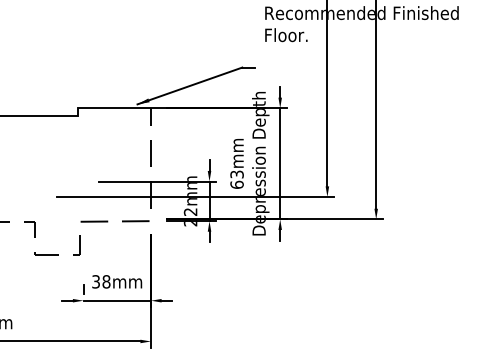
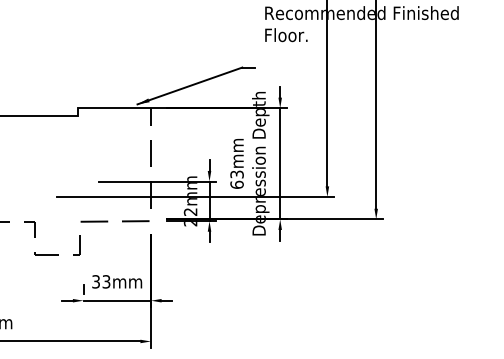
text: 38mm -> 33mm (106, 281)
